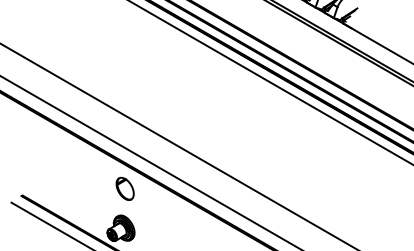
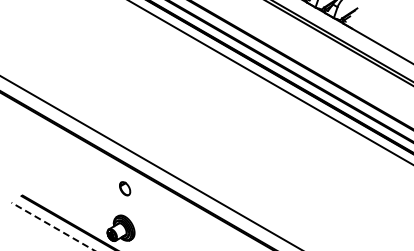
line: present -> none (178, 145)
part size: 20x25 px -> 13x16 px (125, 188)
line: solid -> dashed (53, 226)
